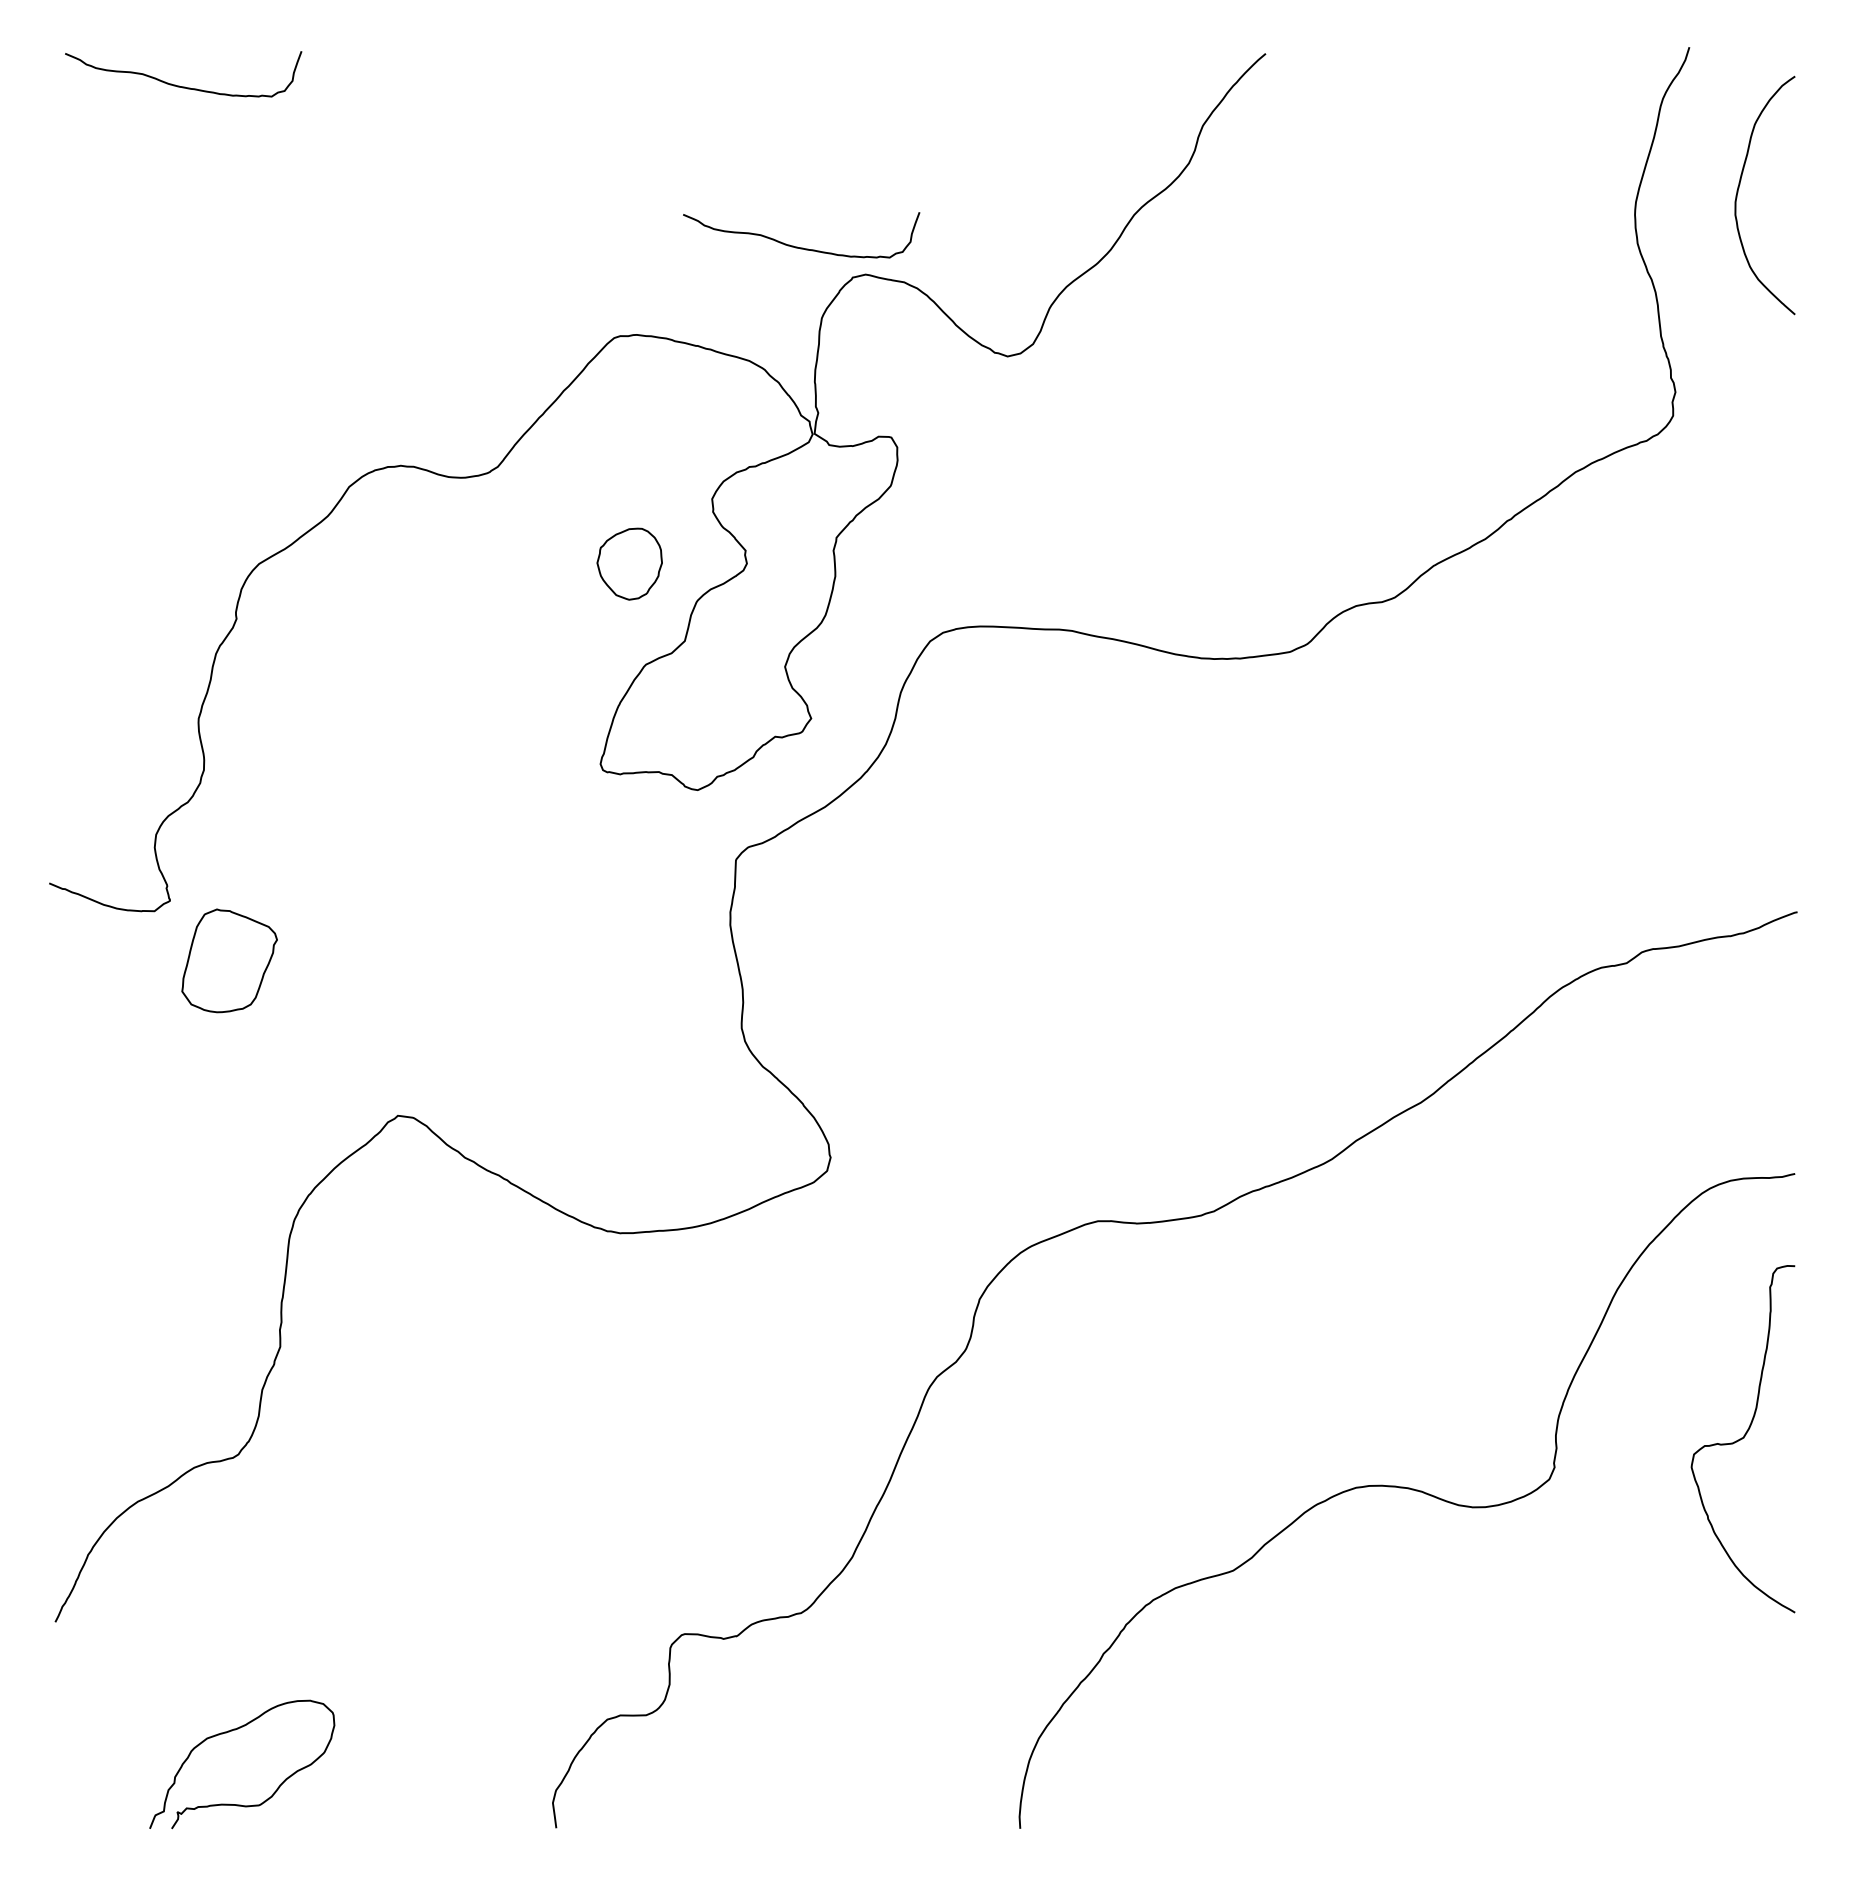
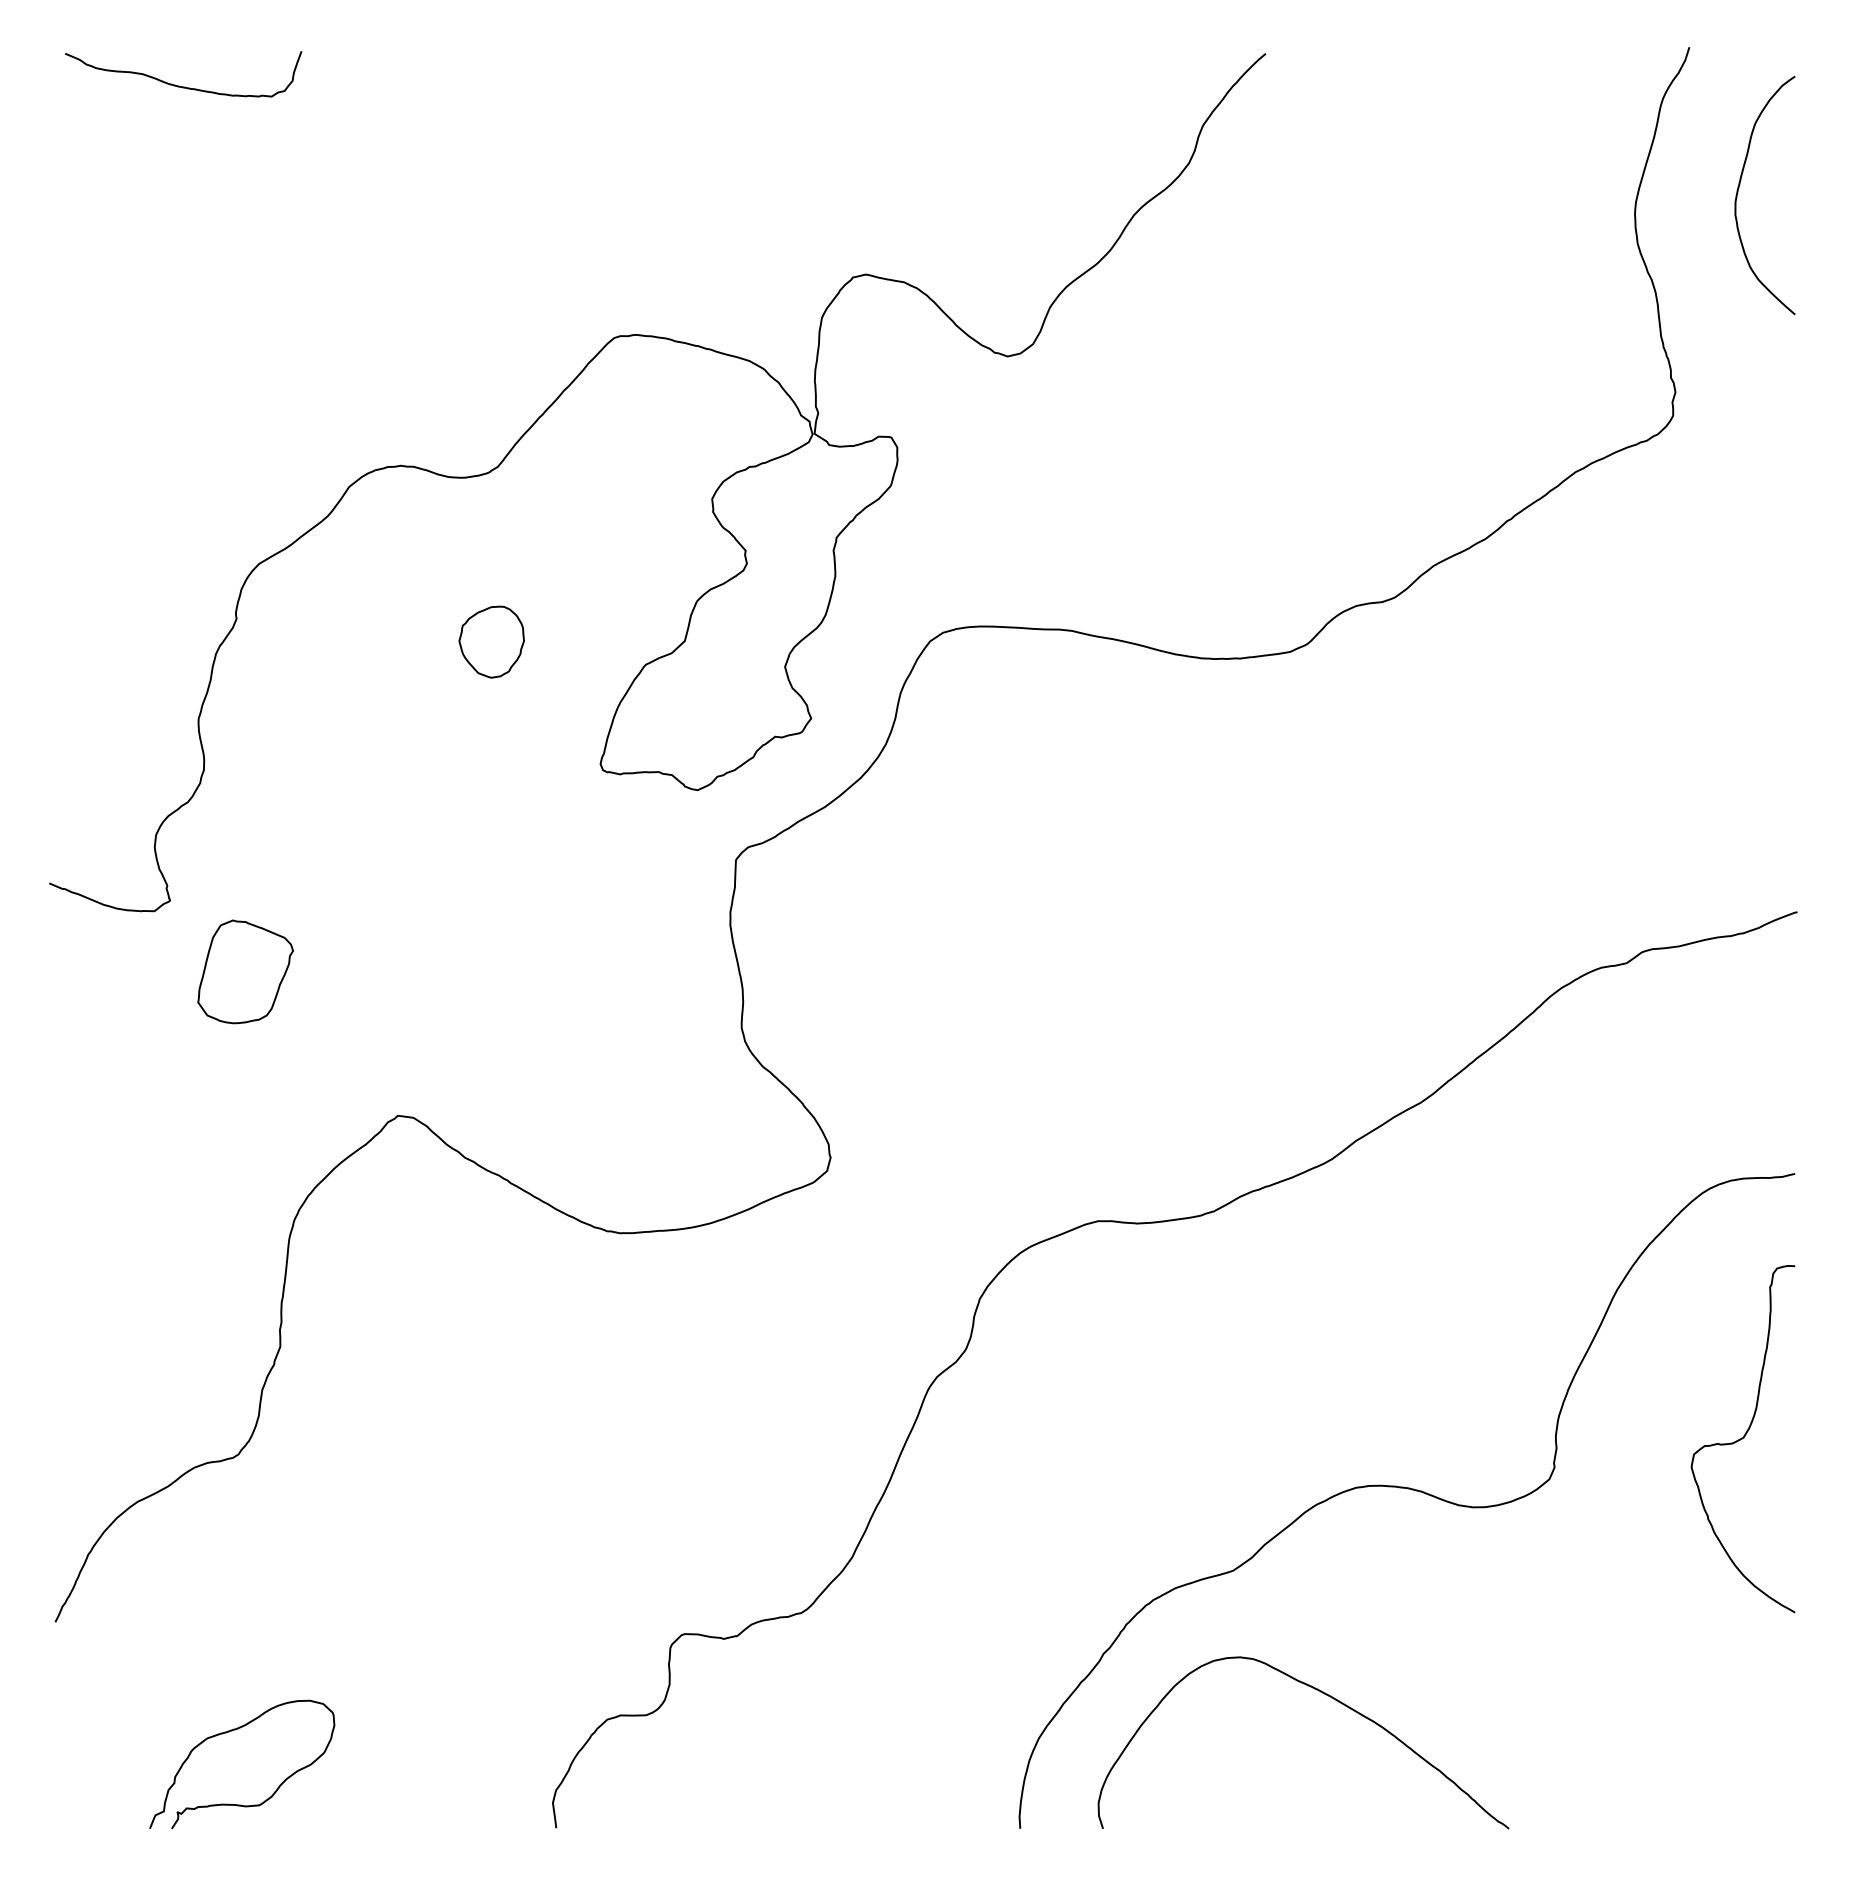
curve: present -> none (797, 246)
part position: (629, 563) -> (491, 641) (491, 641)
part position: (229, 960) -> (245, 971) (245, 971)
curve: none -> present (1331, 1698)
